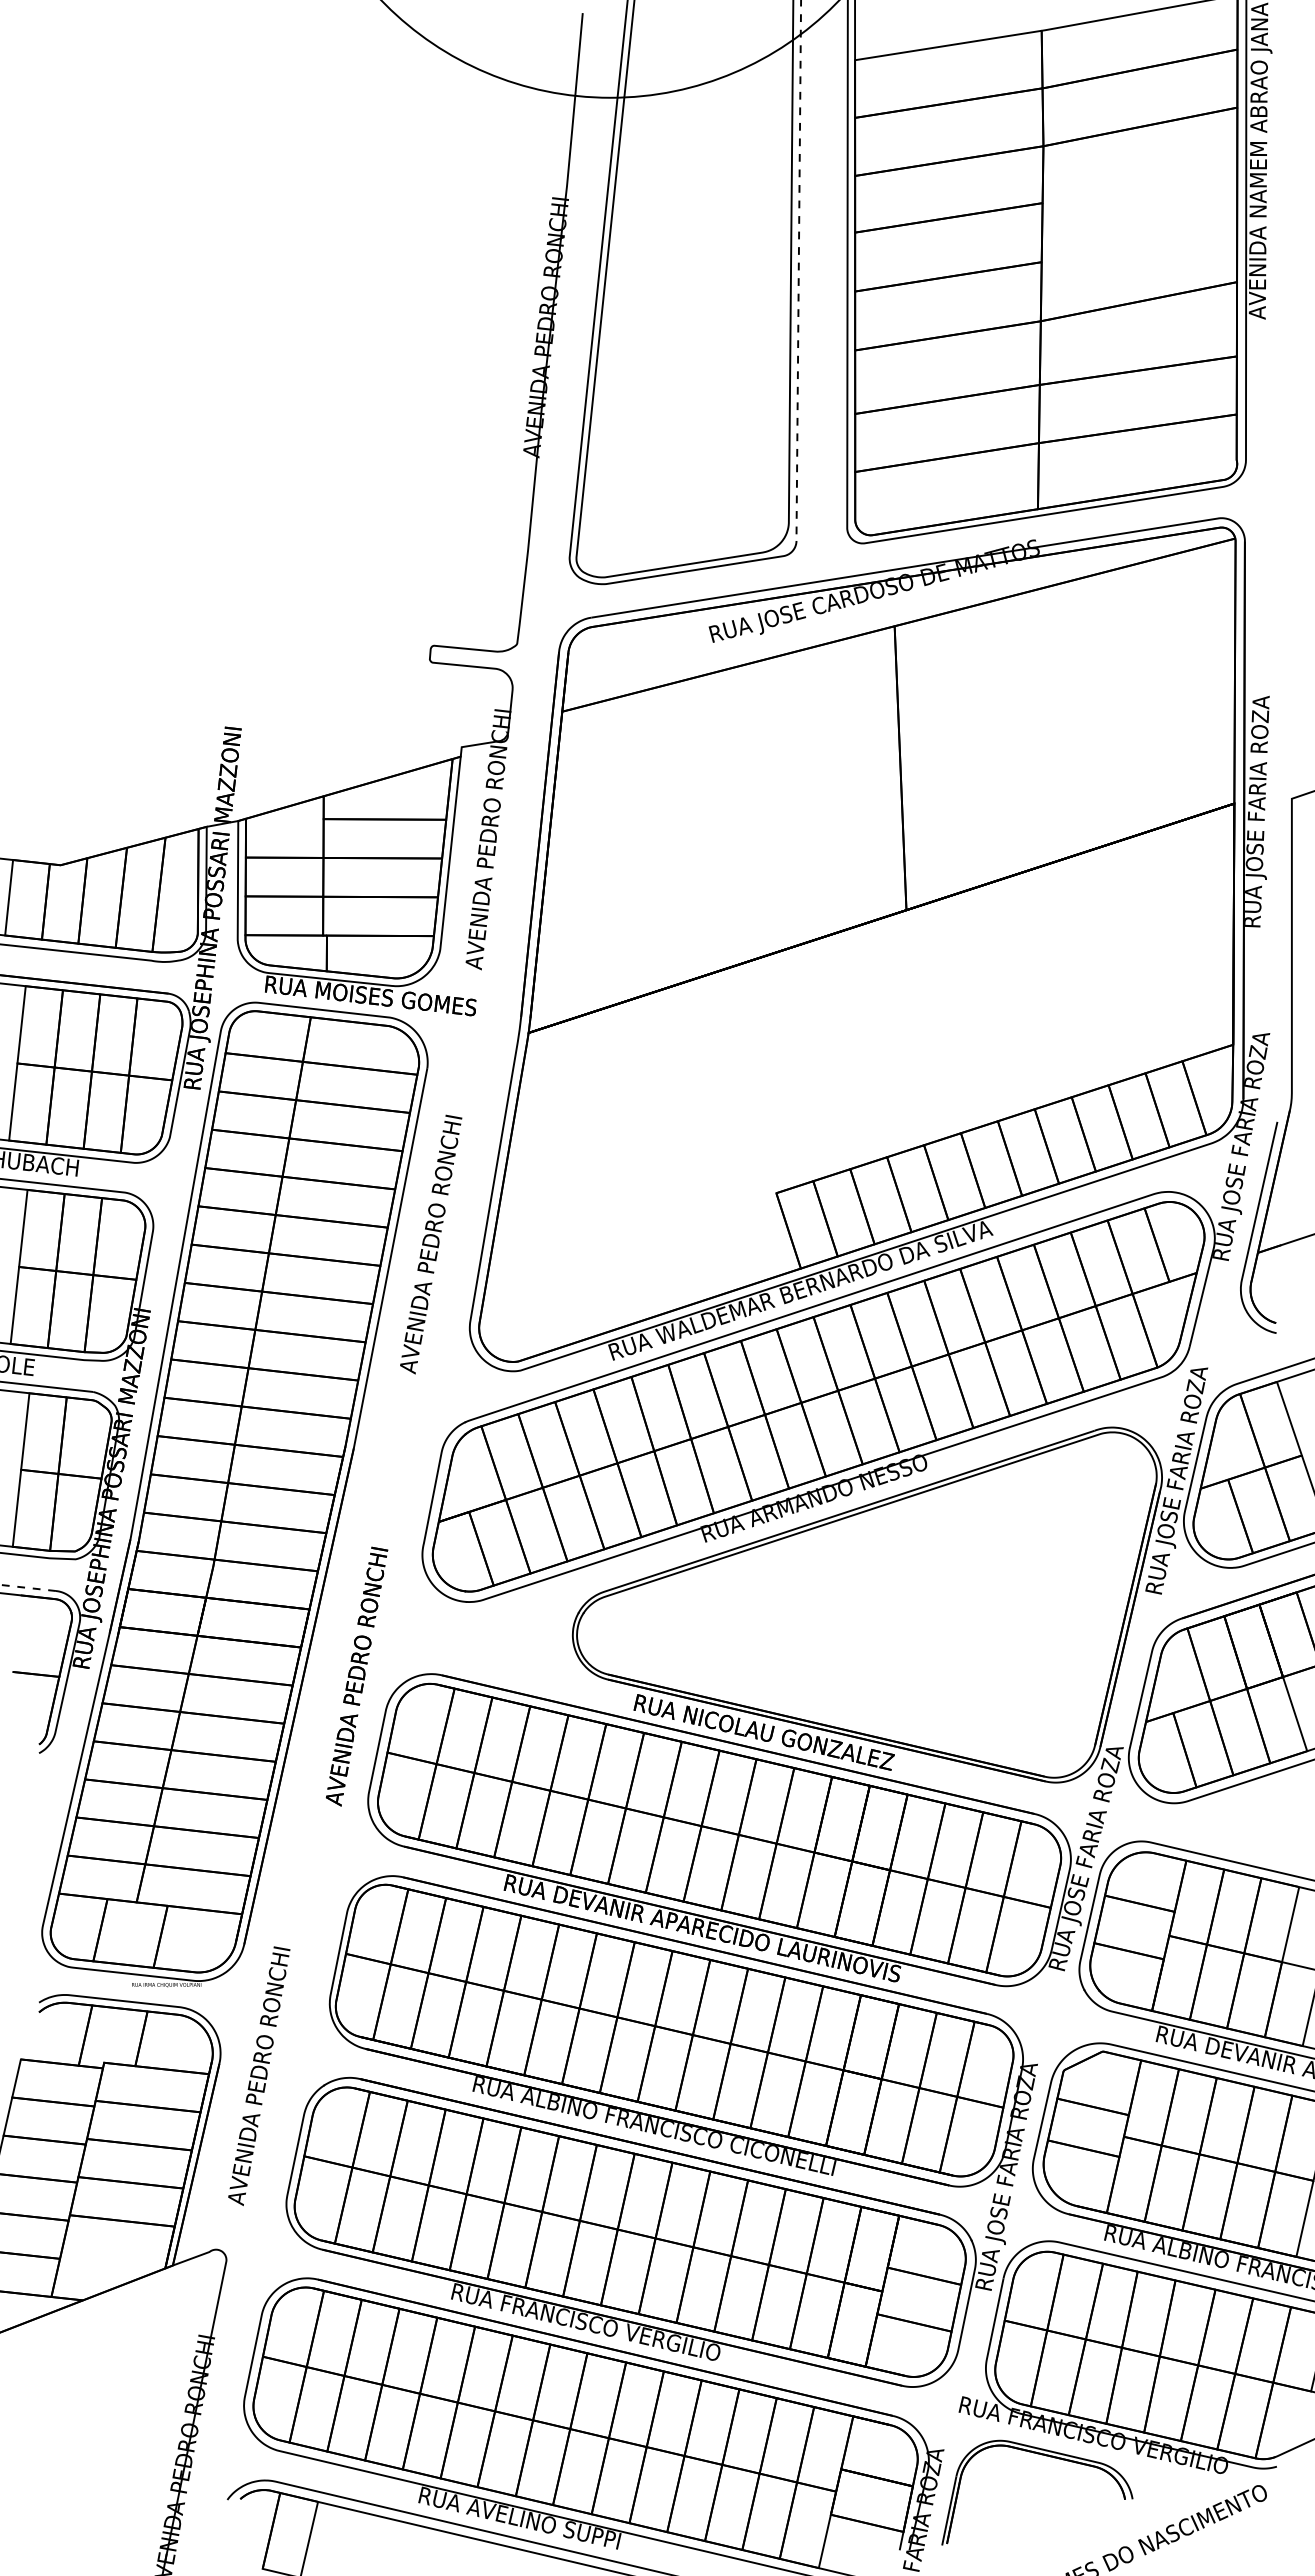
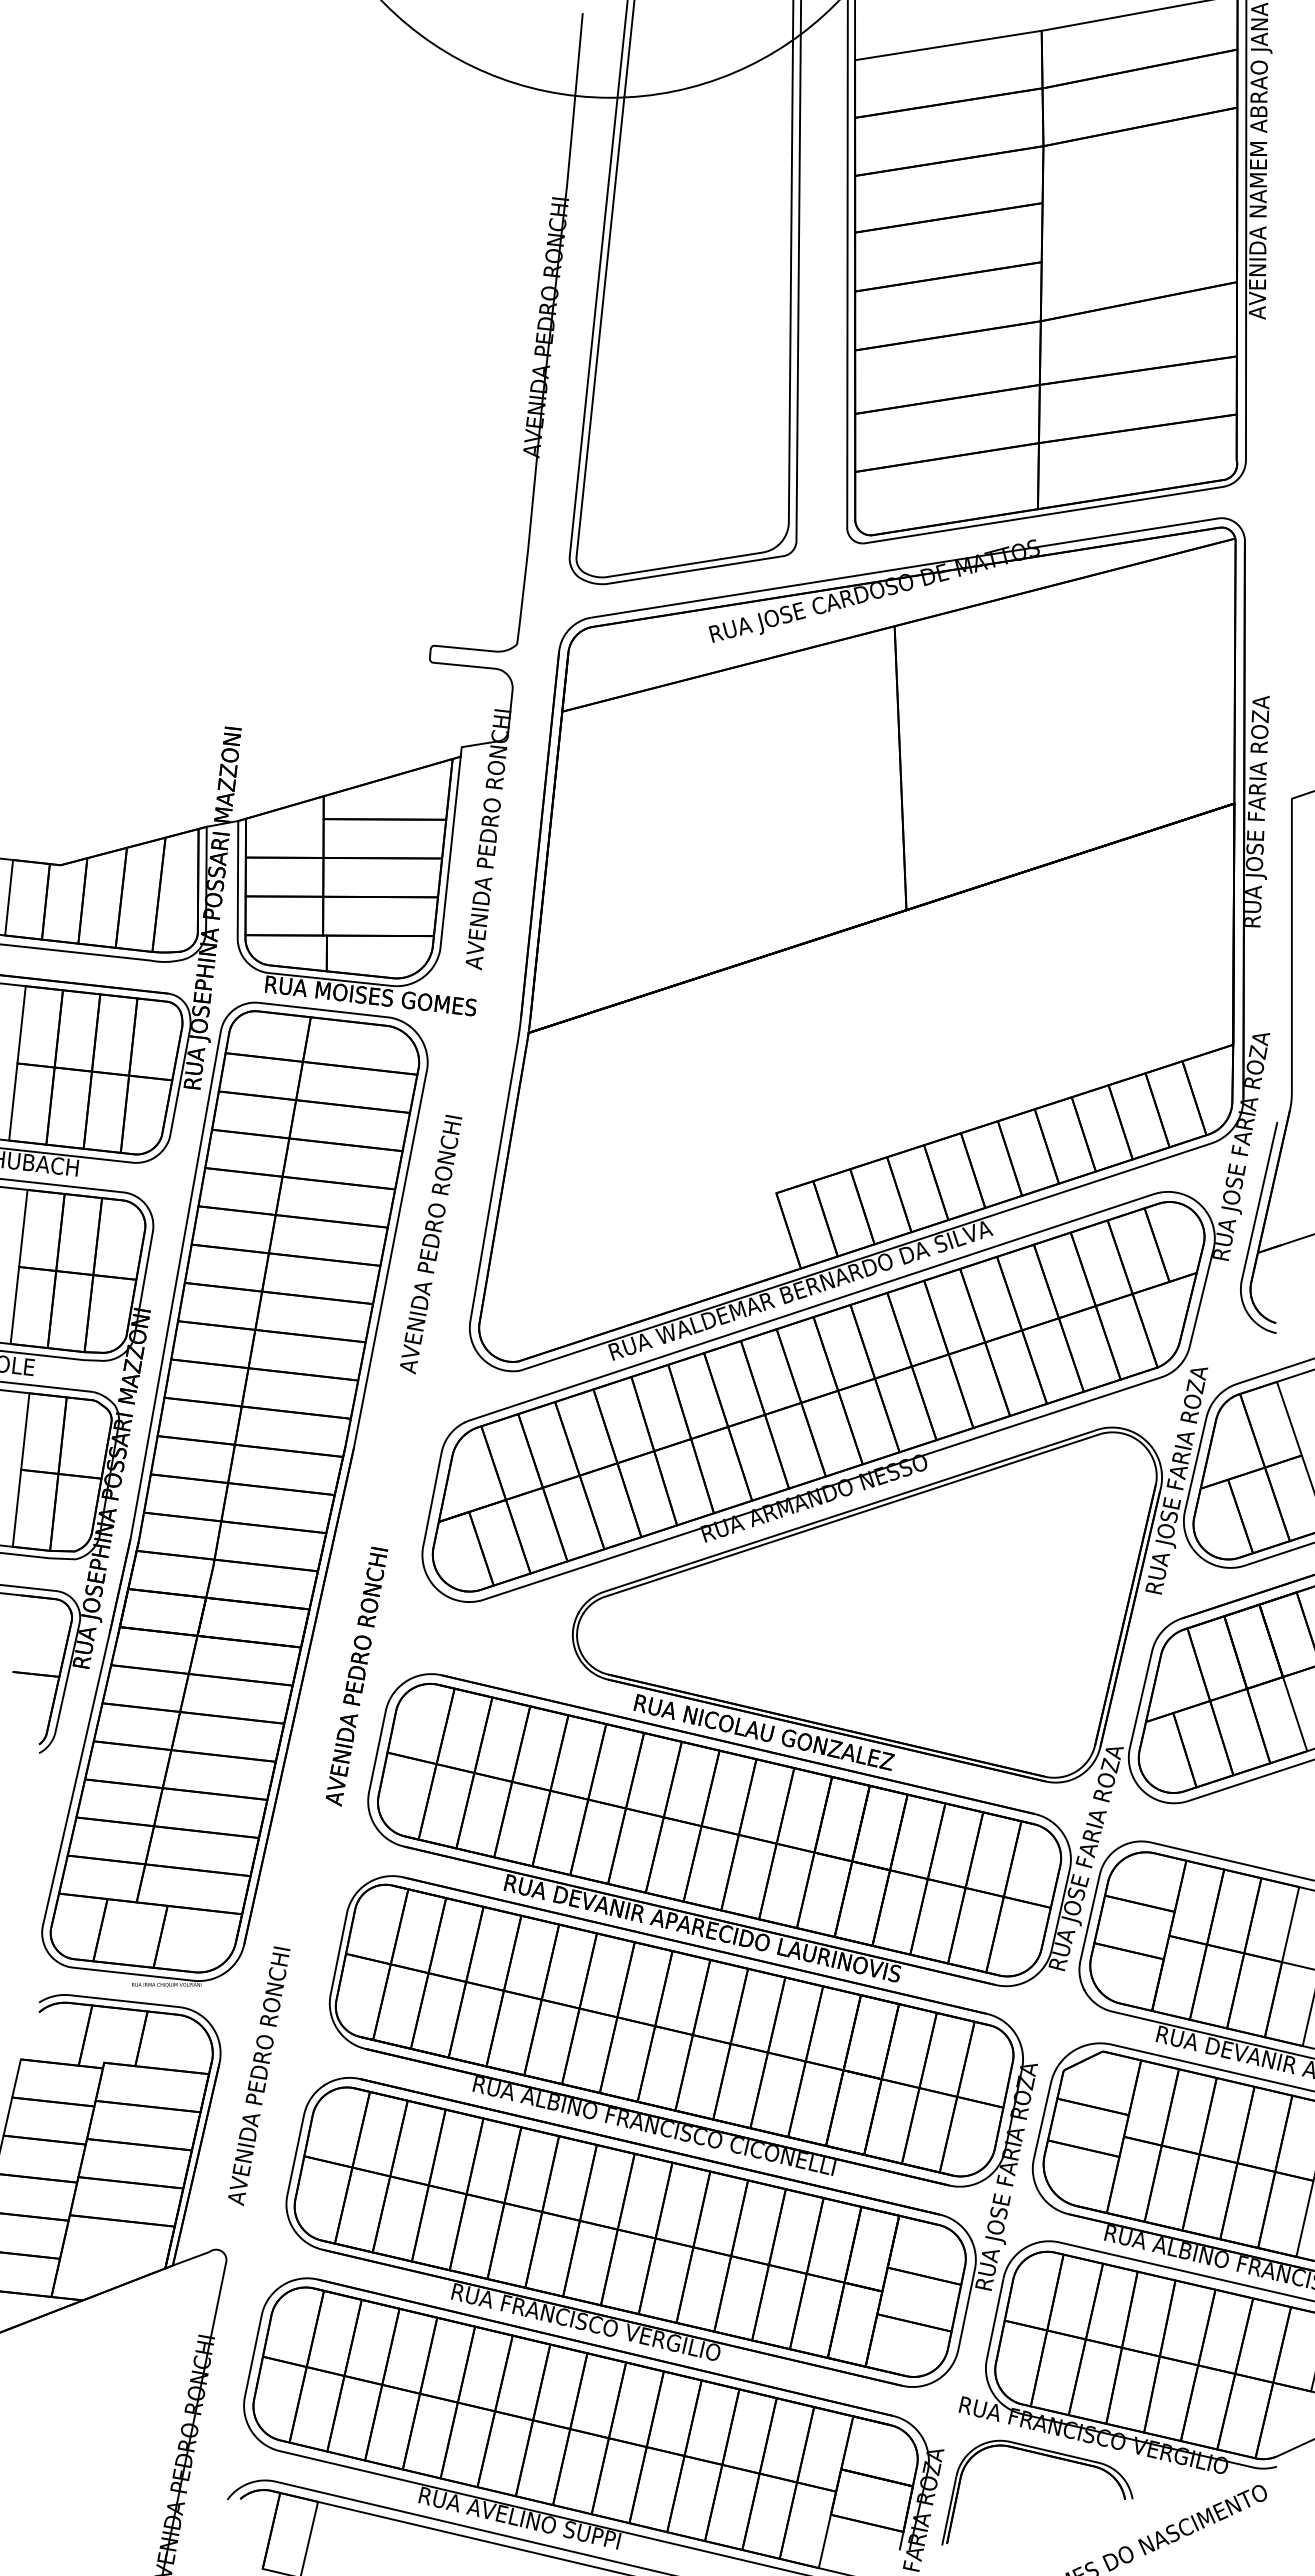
line: dashed -> solid (798, 270)
line: dashed -> solid (28, 1587)
